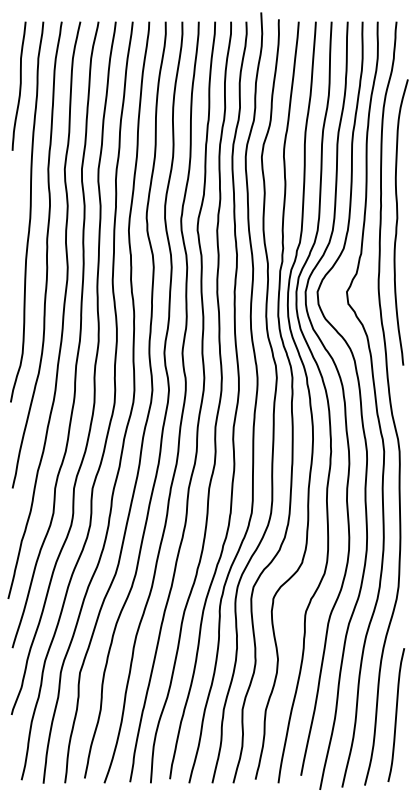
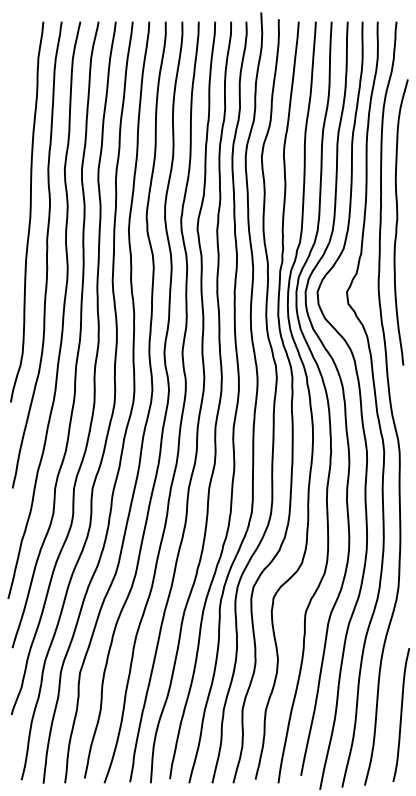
curve: present -> none (19, 85)
curve position: (396, 714) -> (401, 714) (401, 714)
